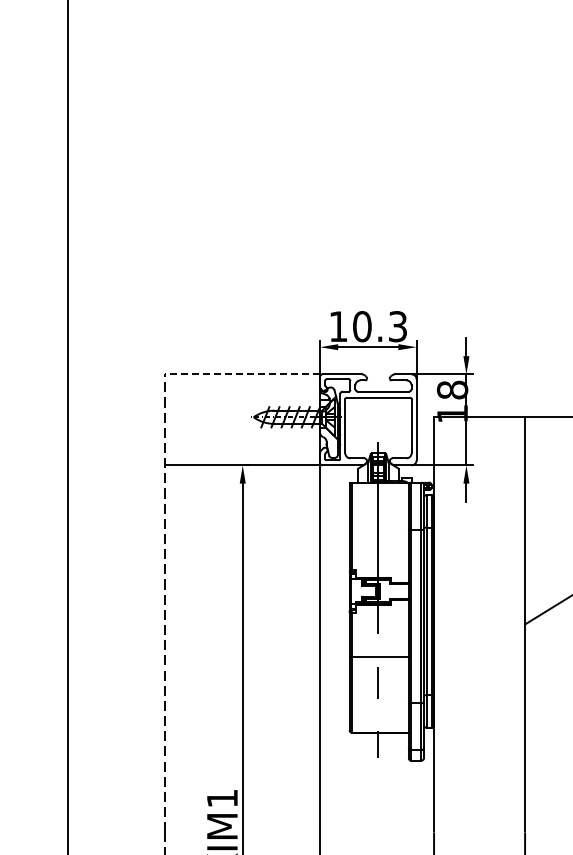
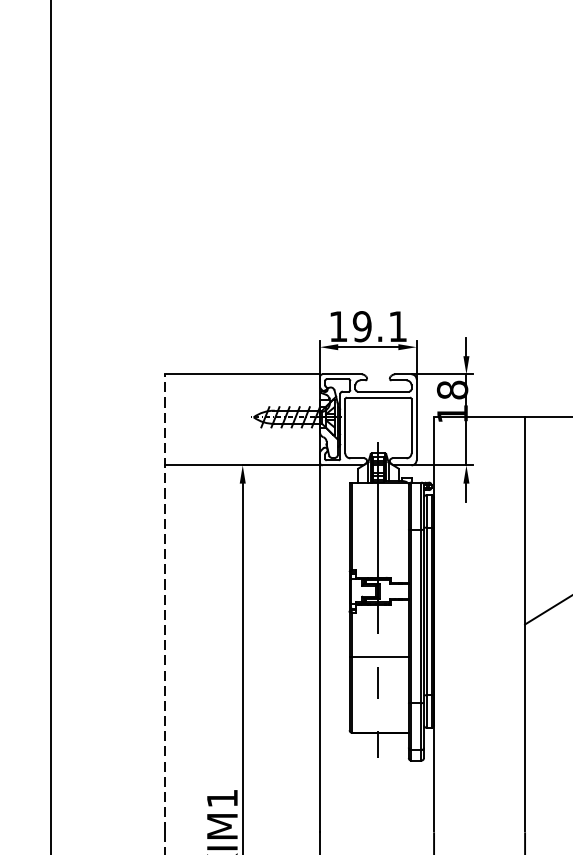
text: 10.3 -> 19.1 (379, 326)
line: dashed -> solid (242, 374)
line position: (67, 426) -> (50, 426) (50, 426)
